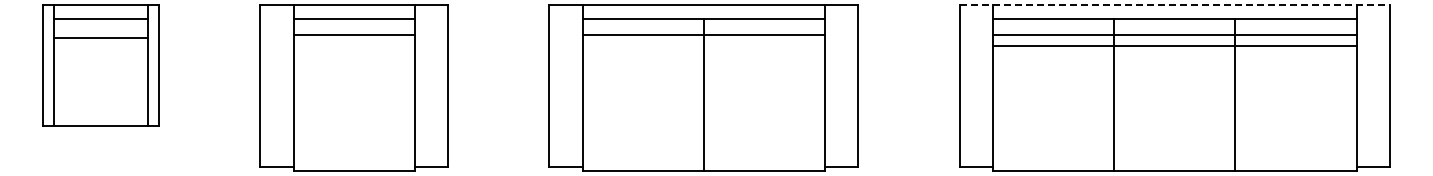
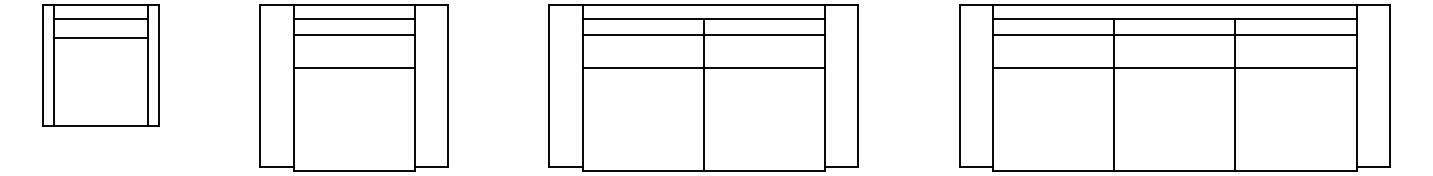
line: dashed -> solid (1175, 5)
line position: (1174, 45) -> (1174, 67) (1174, 67)
line: none -> present (353, 67)
line: none -> present (703, 67)
